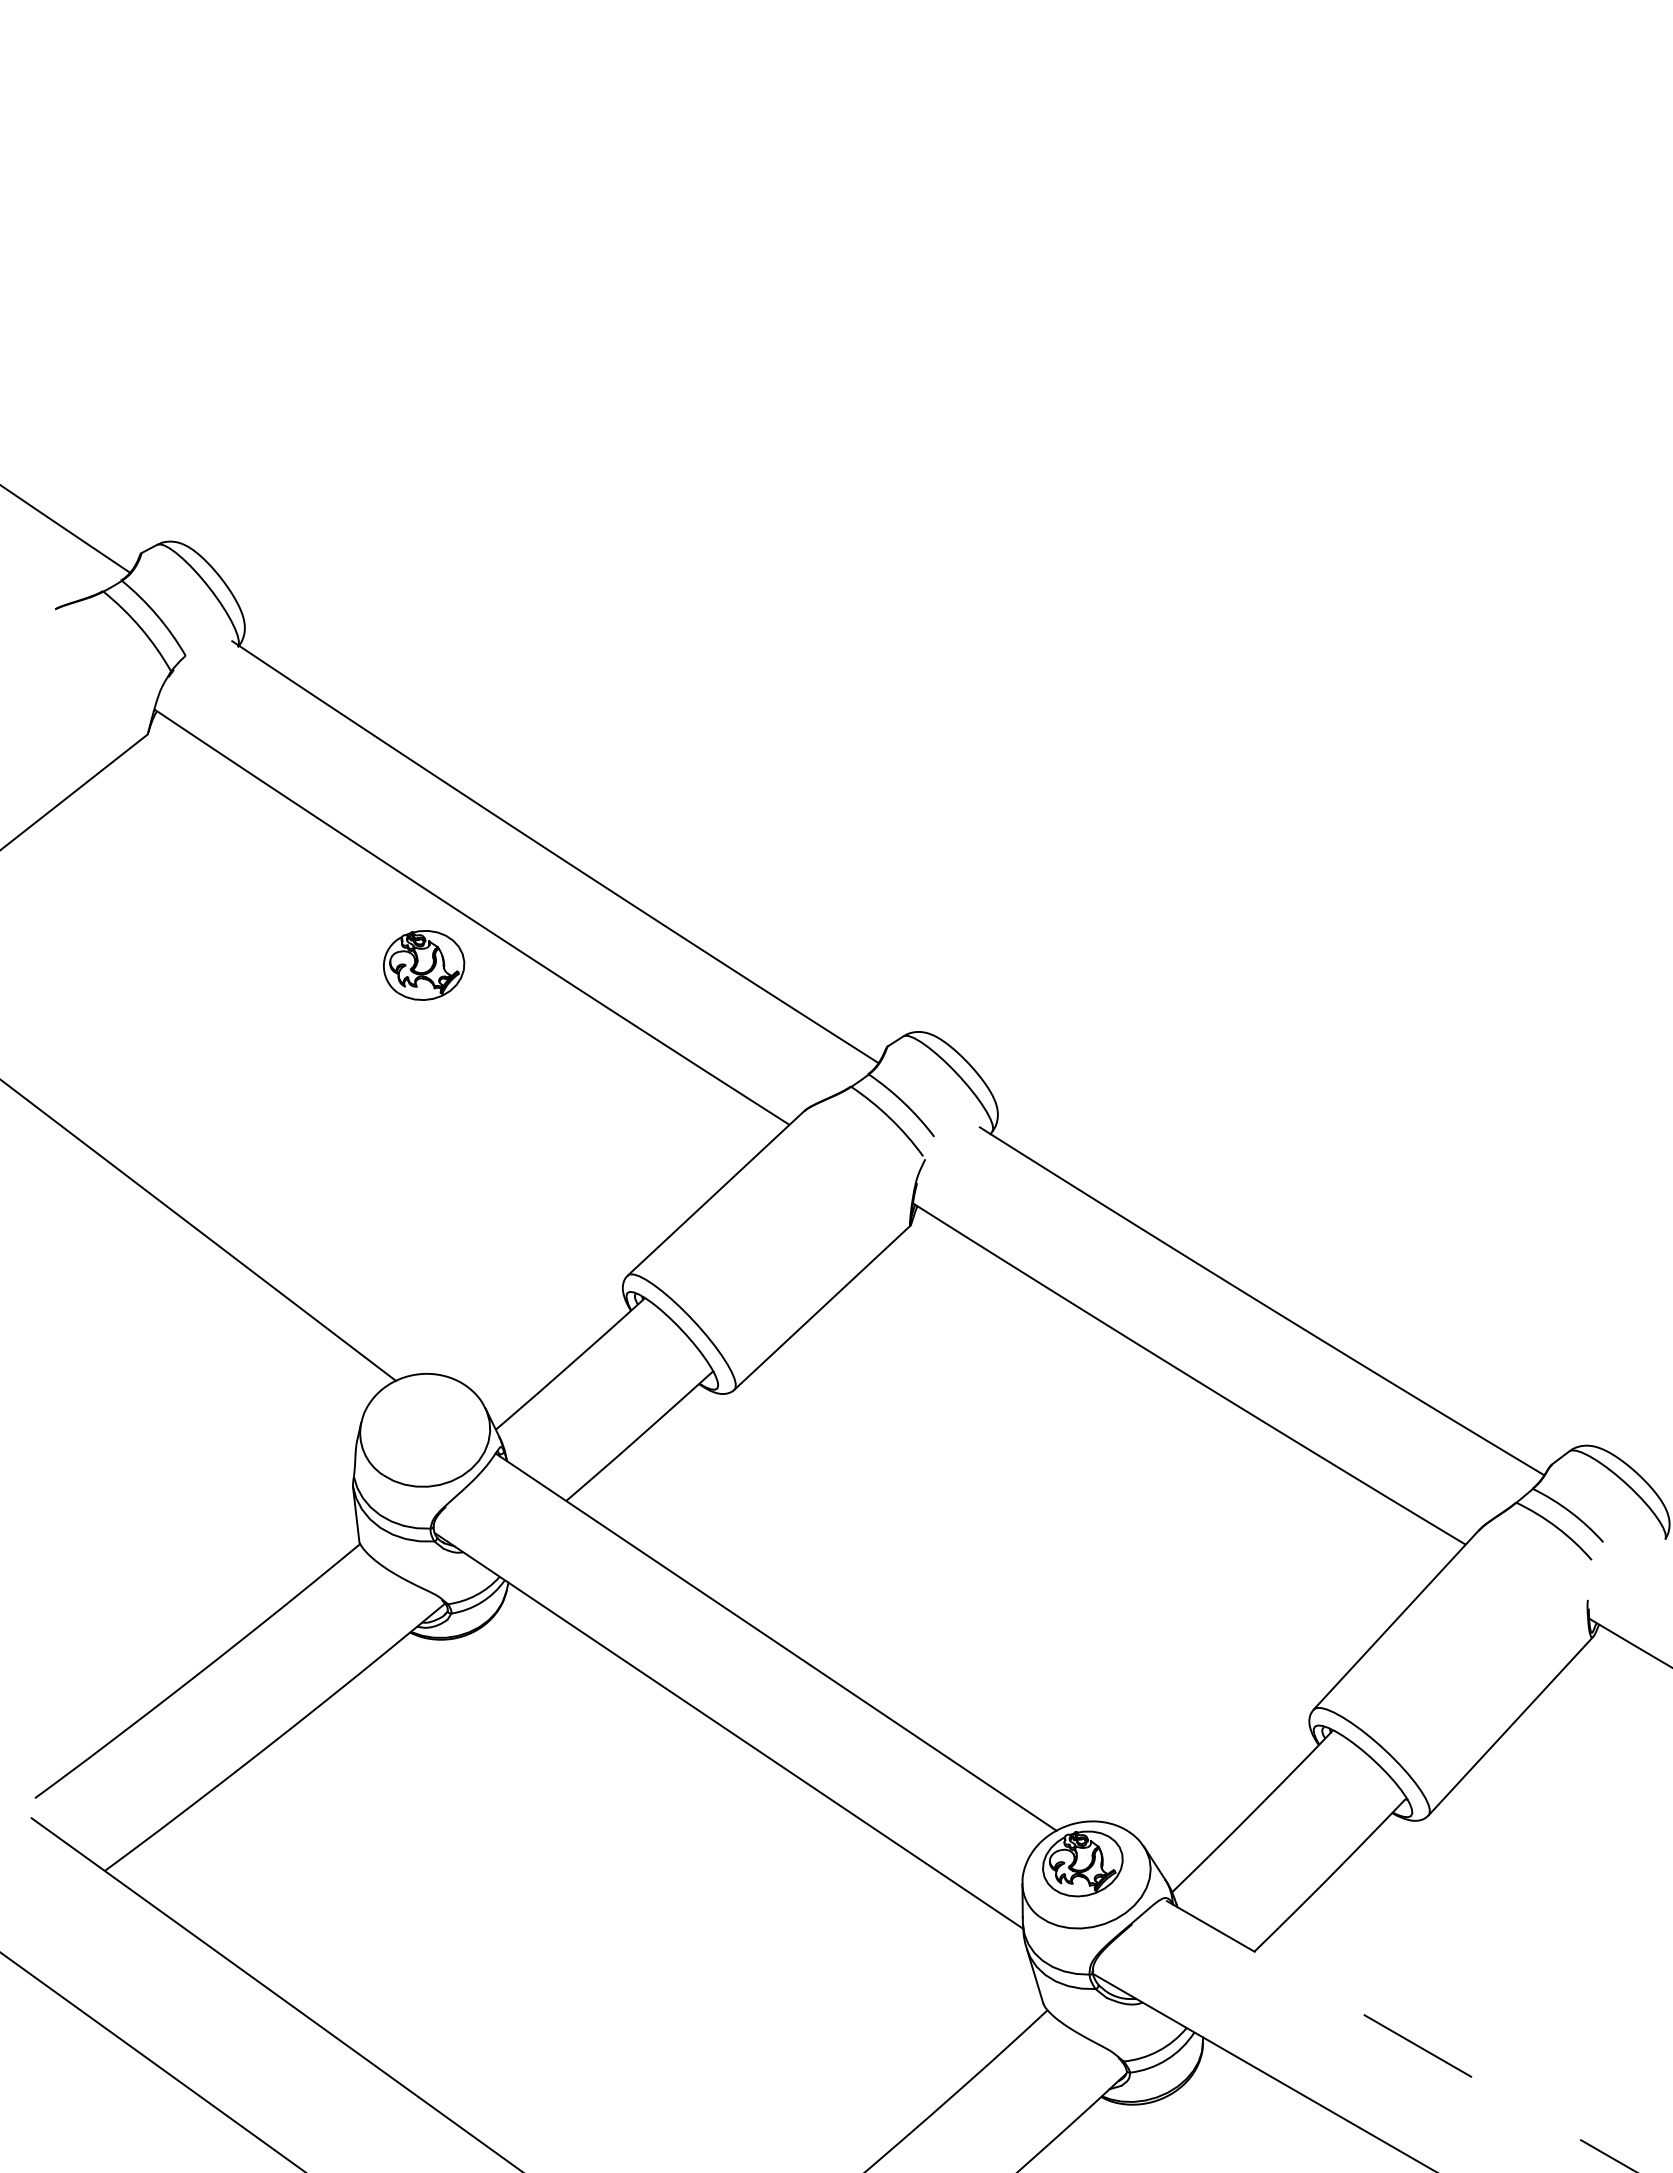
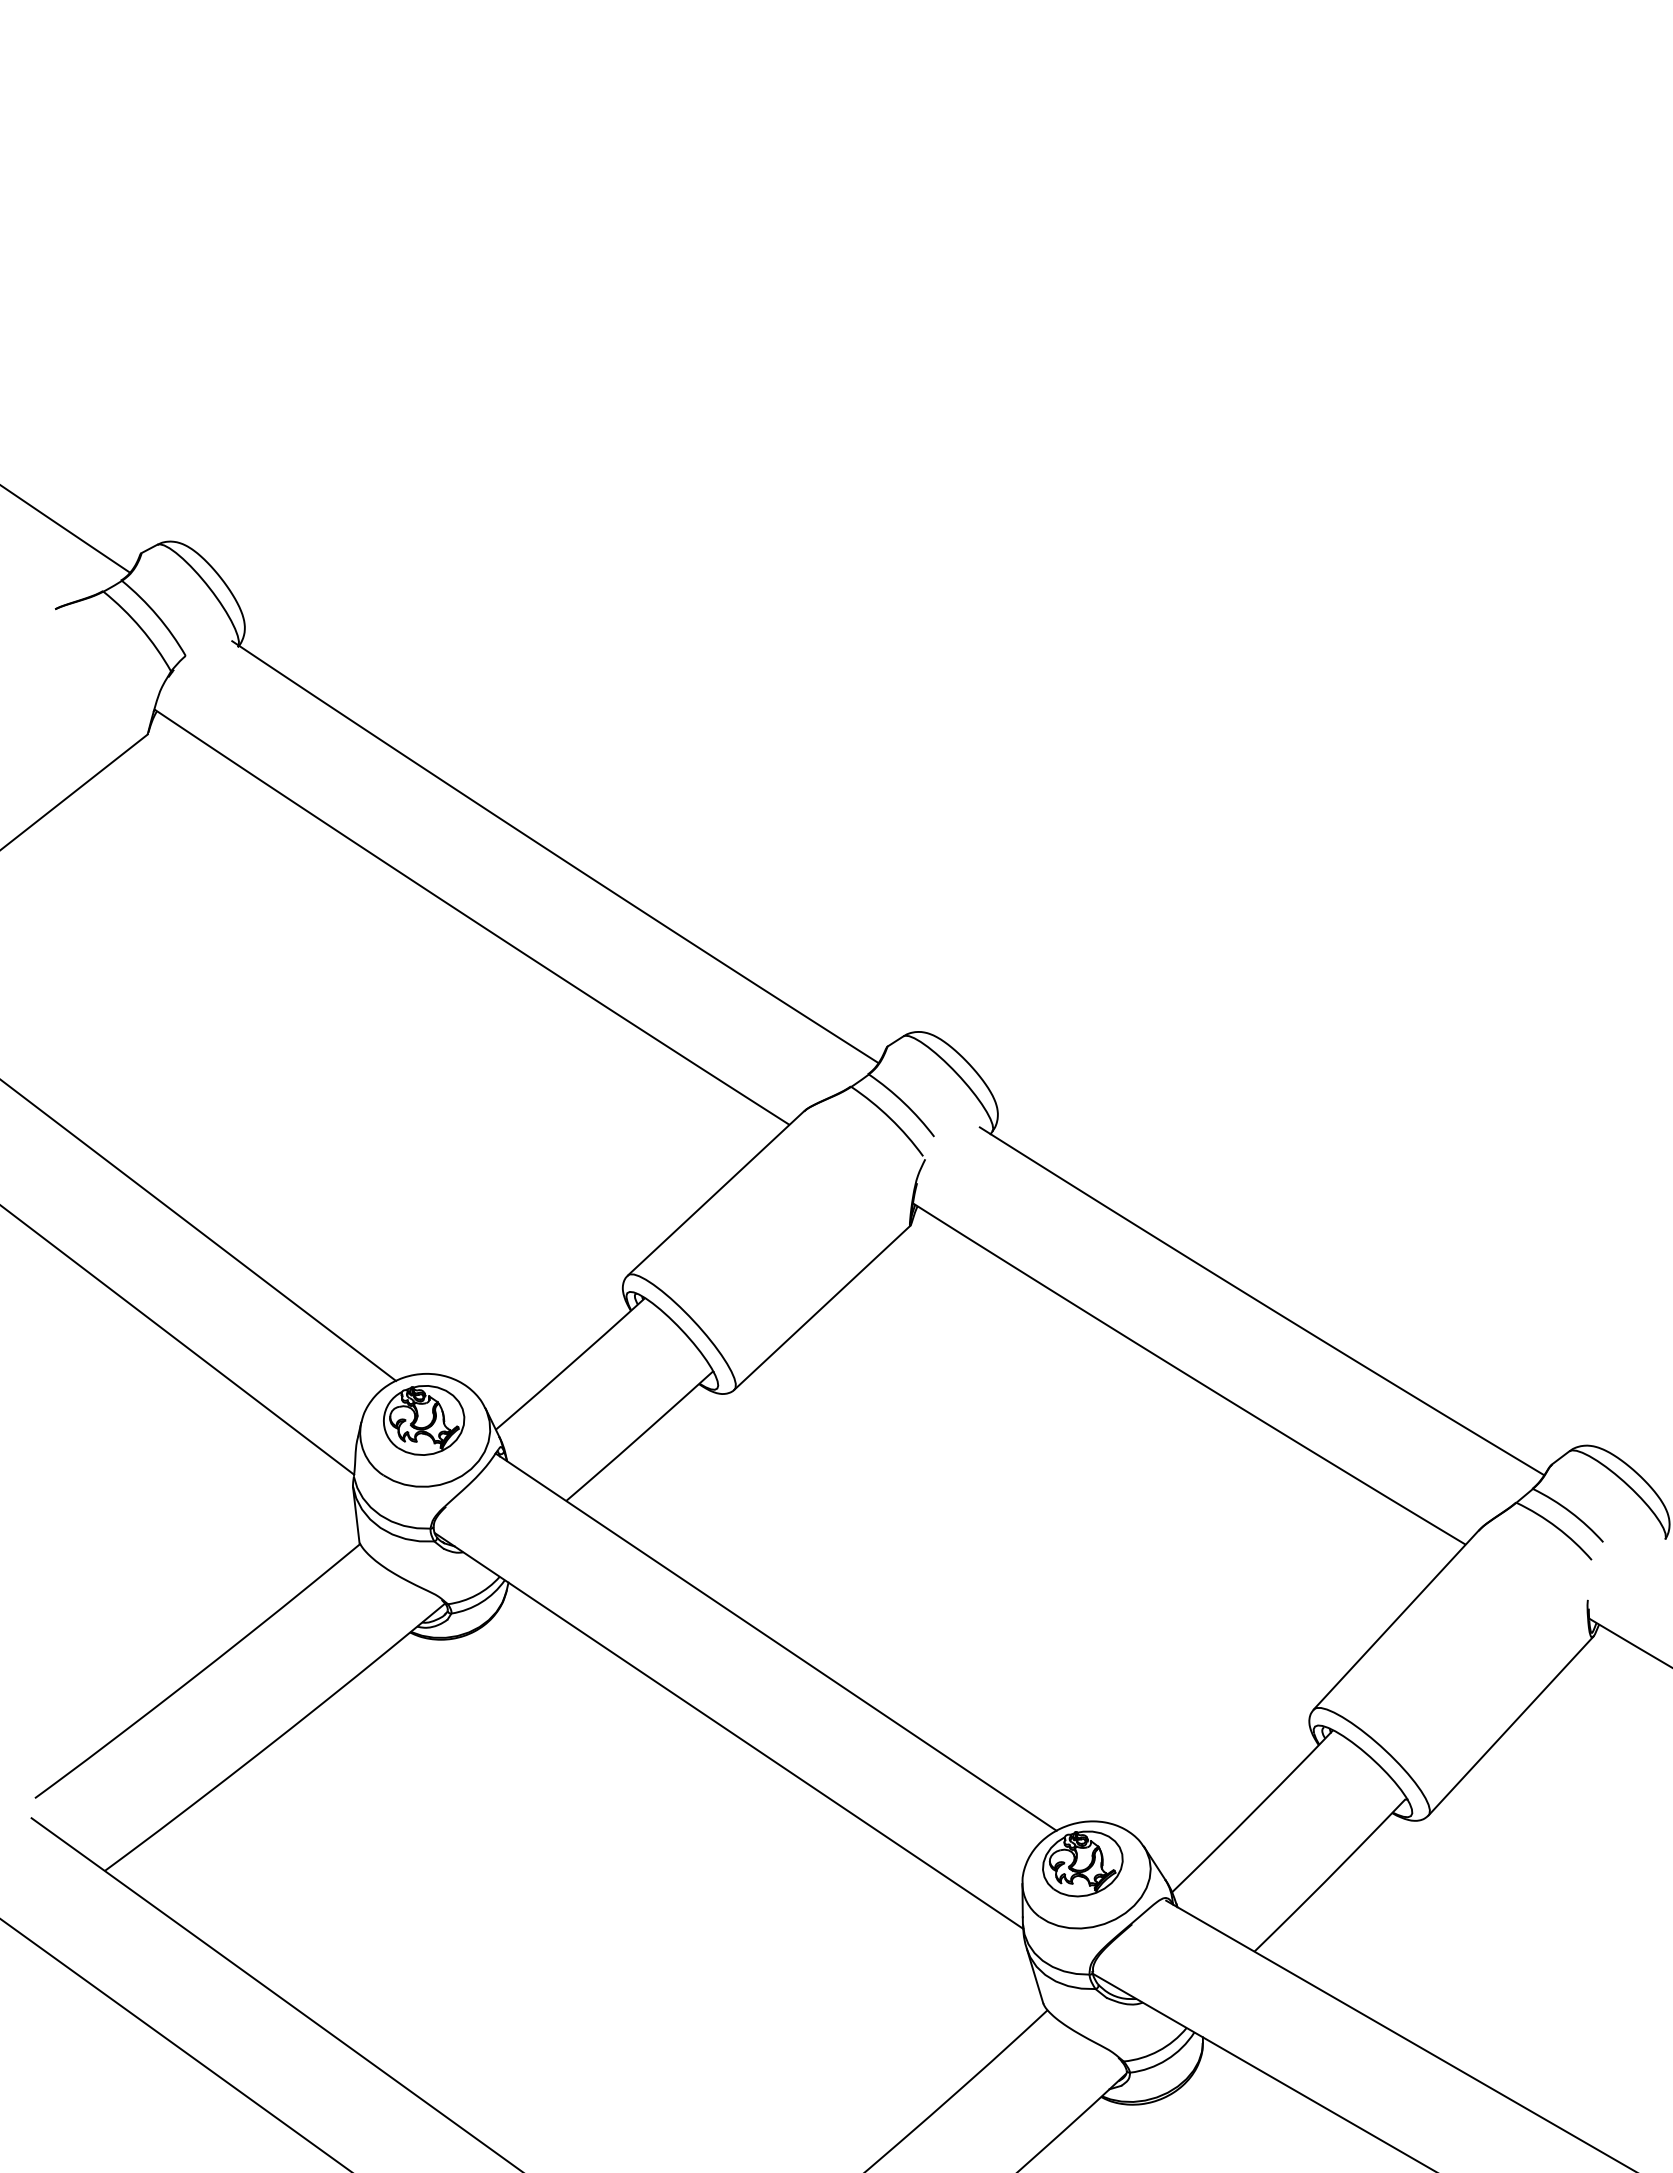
part position: (424, 965) -> (424, 1420) (424, 1420)
line: none -> present (178, 1340)
line: dashed -> solid (1401, 2036)
line position: (151, 2061) -> (175, 2044) (175, 2044)
